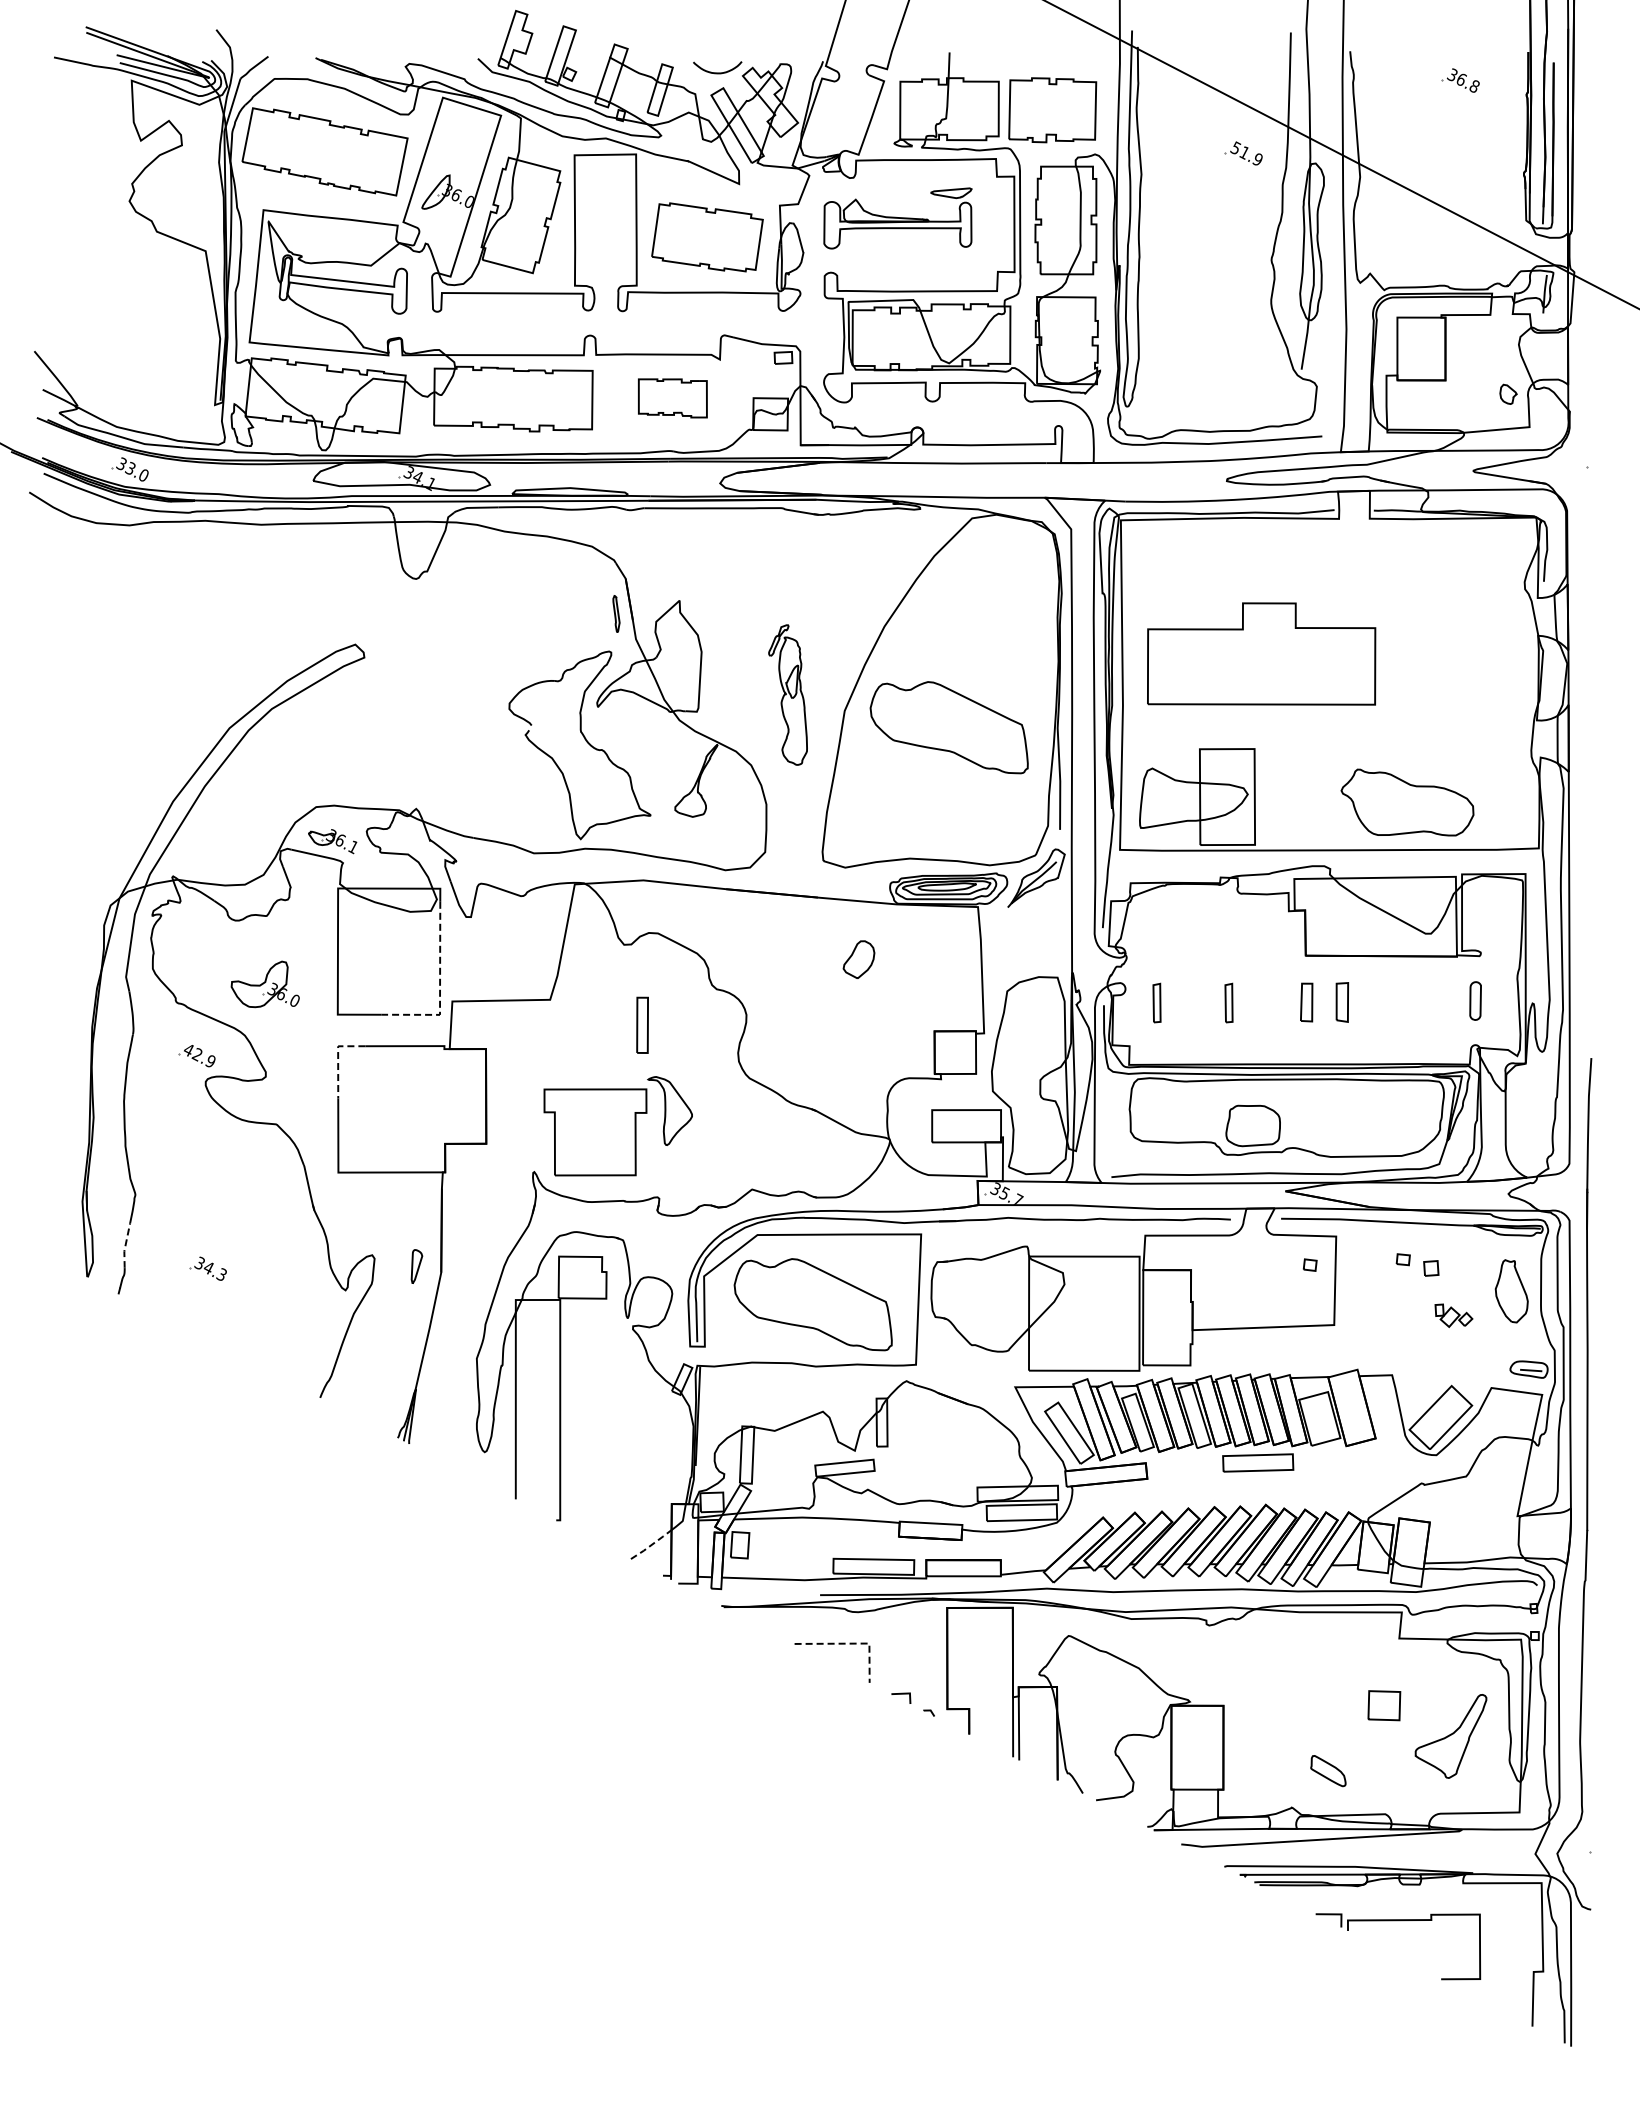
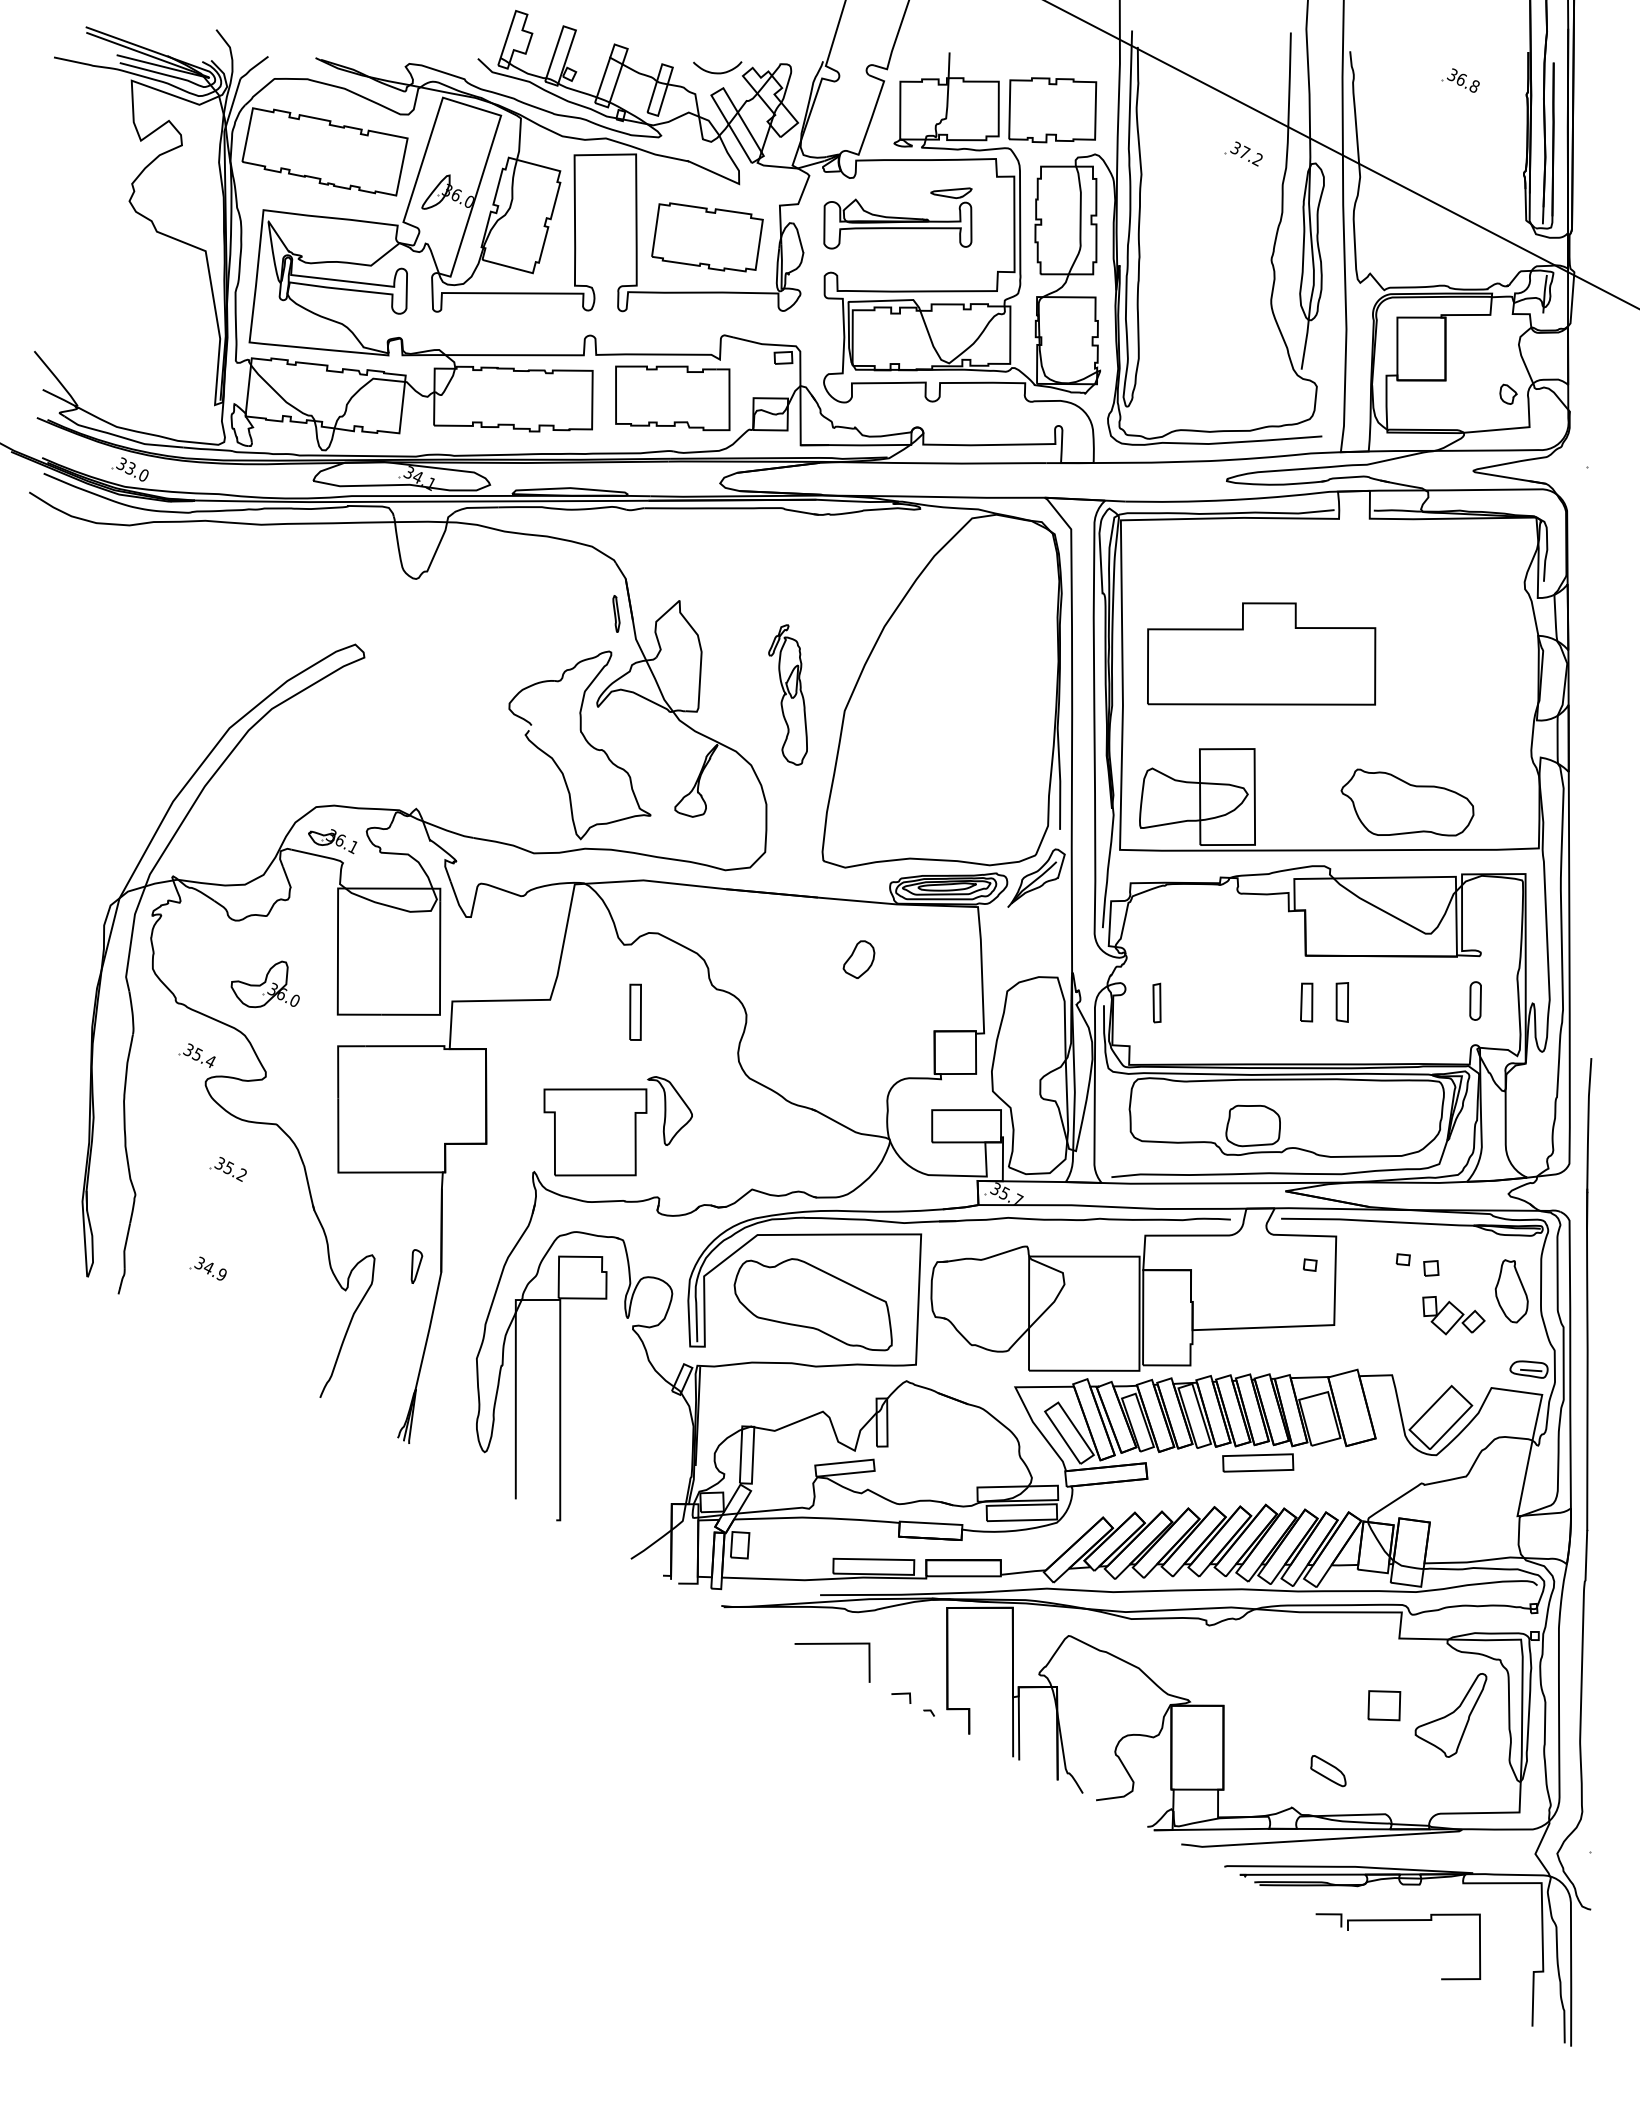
text: 51.9 -> 37.2 (1247, 153)
part size: 70x41 px -> 116x67 px (672, 398)
part: present -> none (948, 727)
line: dashed -> solid (440, 988)
part: present -> none (1228, 1002)
part position: (642, 1024) -> (635, 1011) (635, 1011)
text: 42.9 -> 35.4 (199, 1055)
line: dashed -> solid (338, 1058)
part: none -> present (227, 1168)
line: dashed -> solid (125, 1246)
text: 34.3 -> 34.9 (221, 1274)
part size: 40x25 px -> 64x40 px (1453, 1315)
line: dashed -> solid (651, 1544)
line: dashed -> solid (852, 1643)
part position: (1450, 1736) -> (1450, 1715) (1450, 1715)
